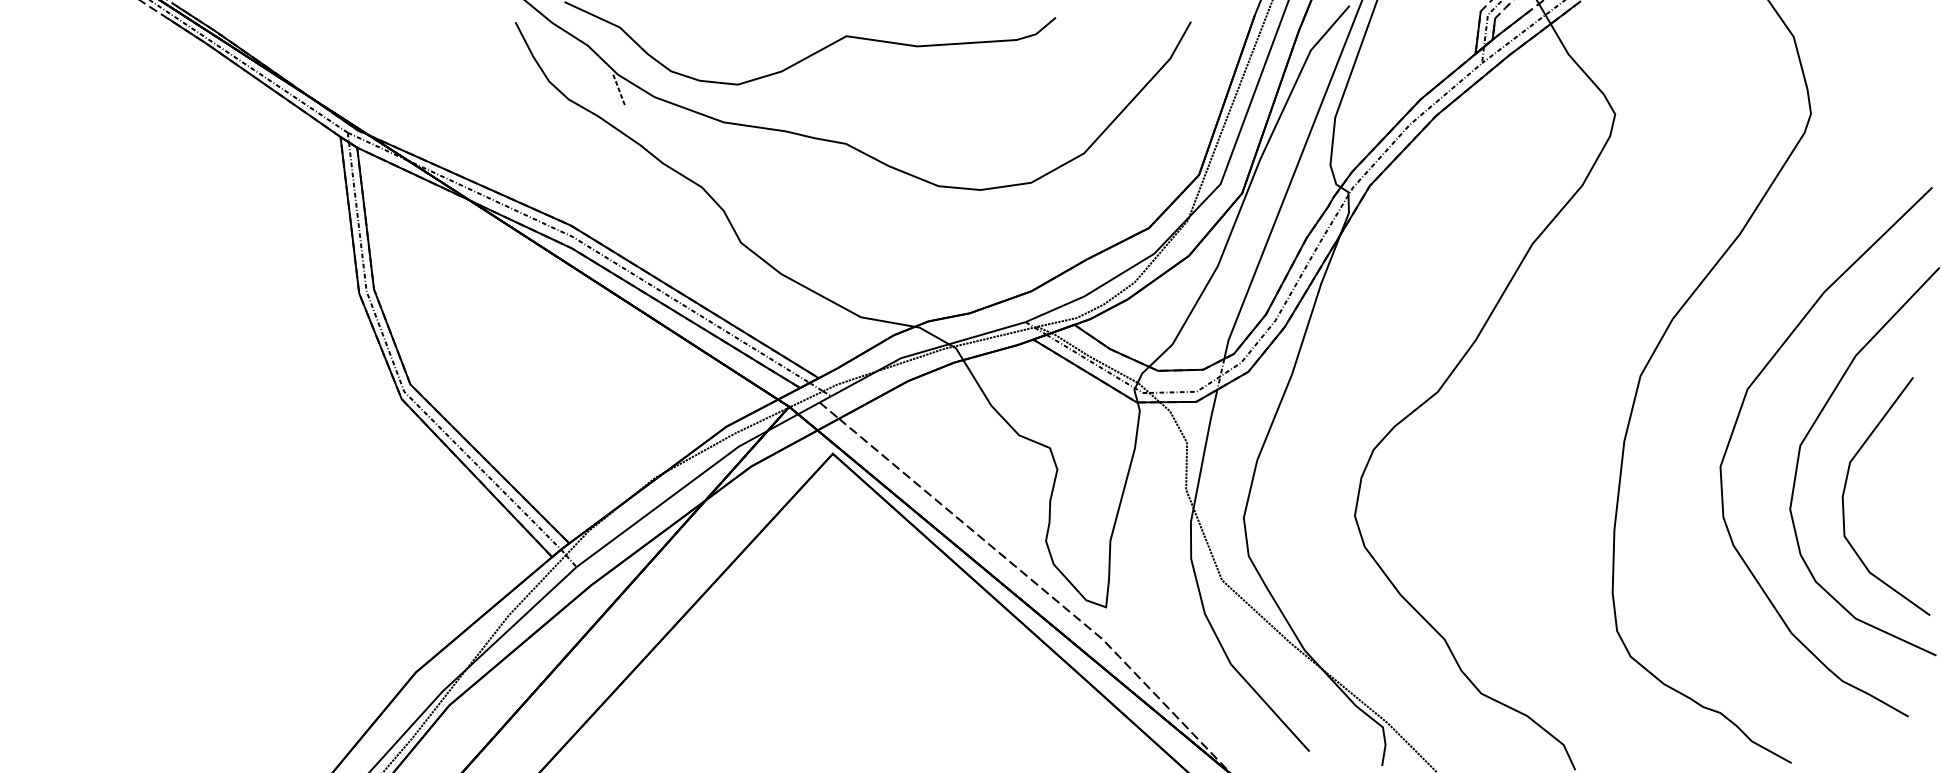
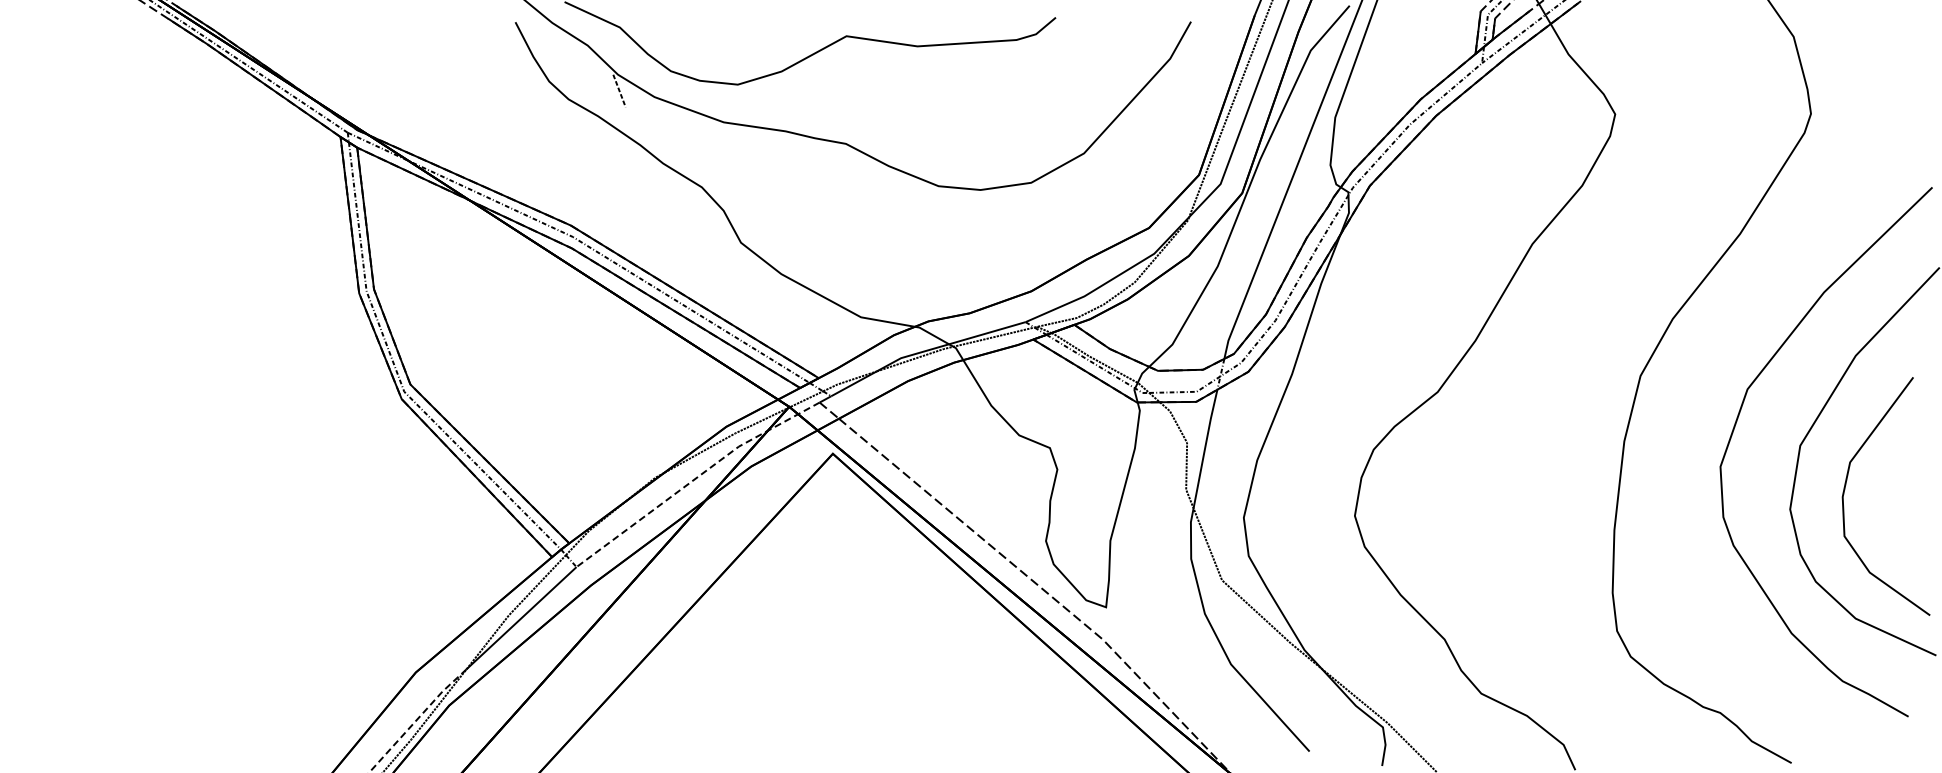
line: solid -> dashed (694, 479)
line: solid -> dashed (417, 719)
